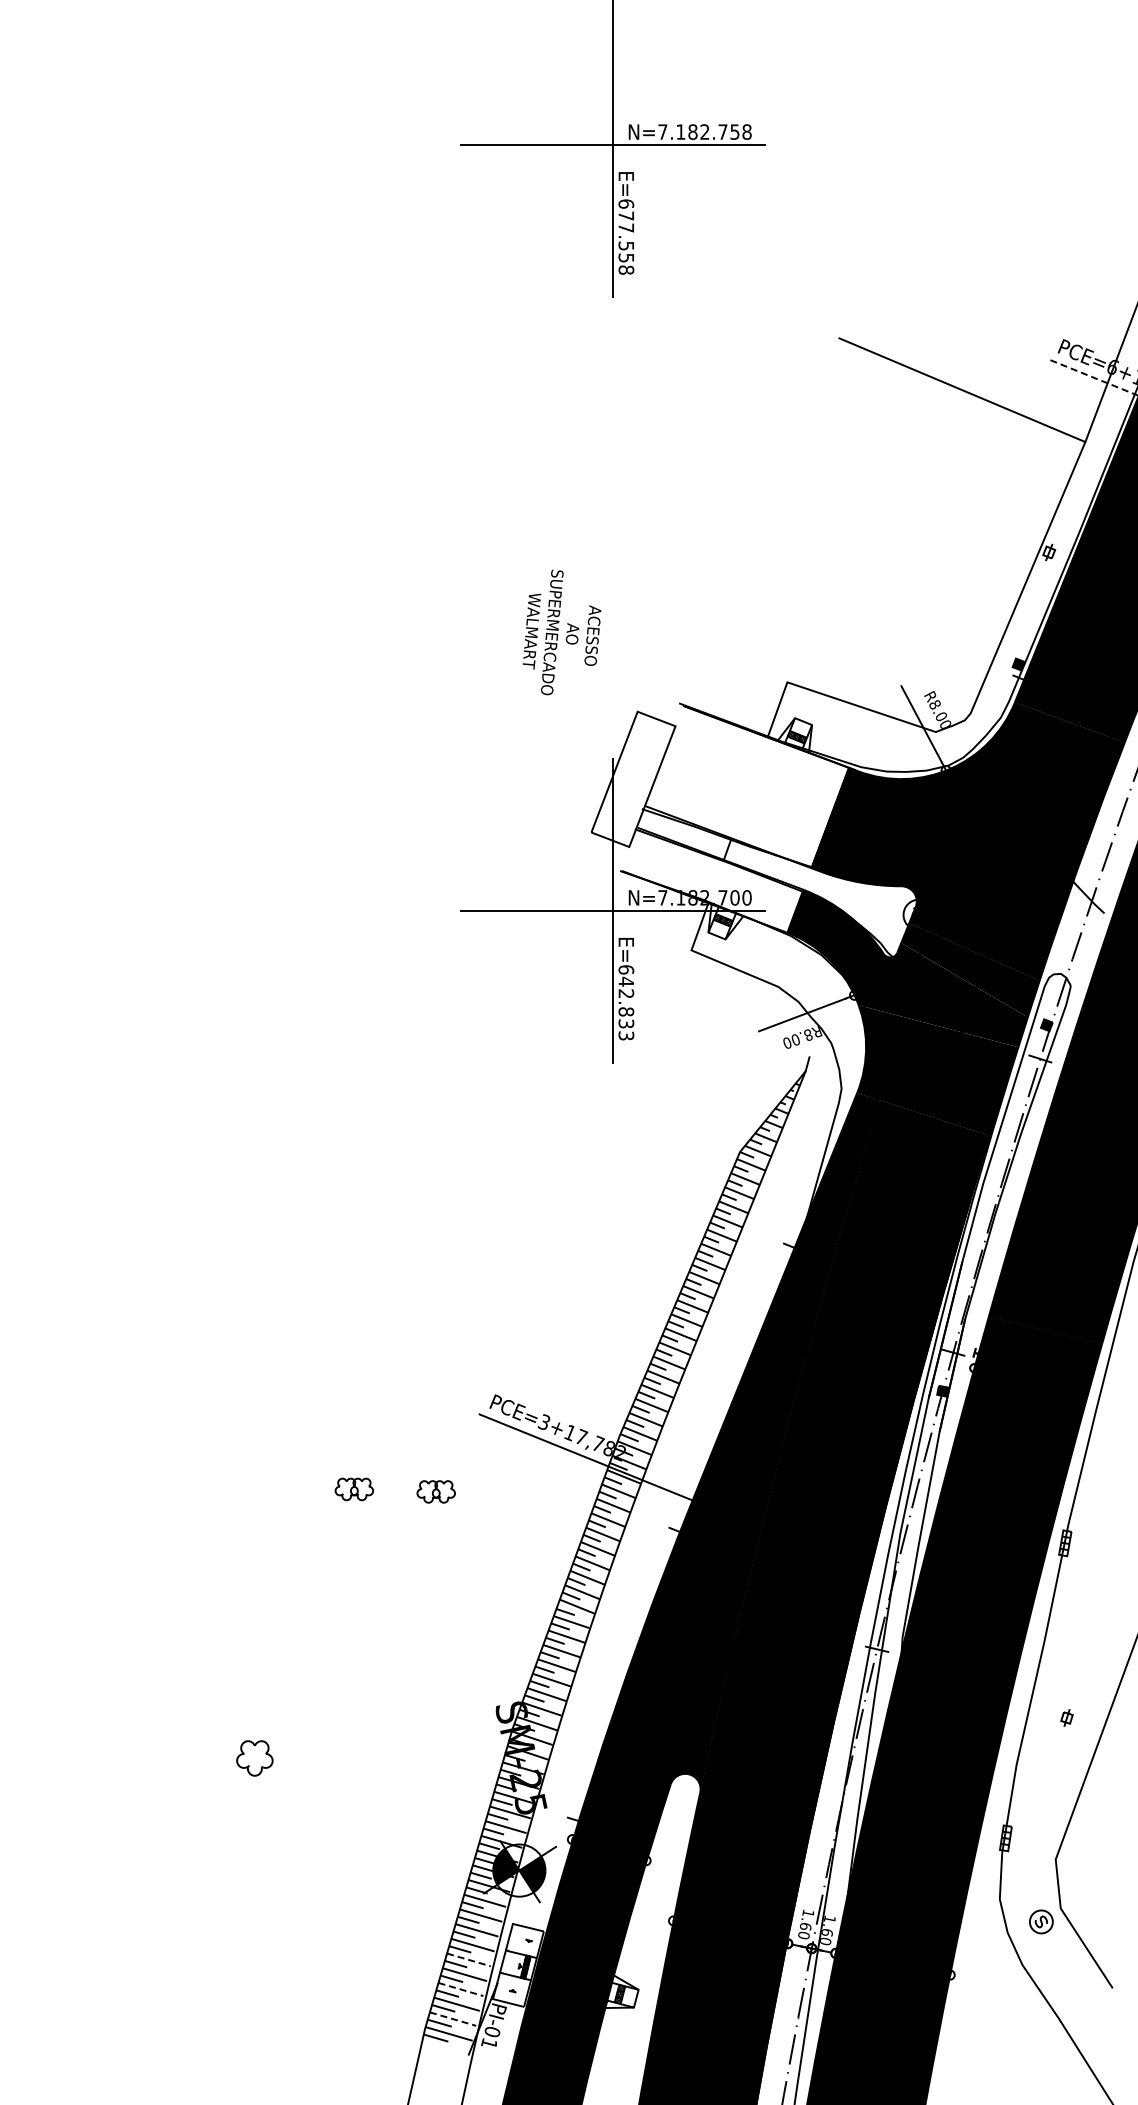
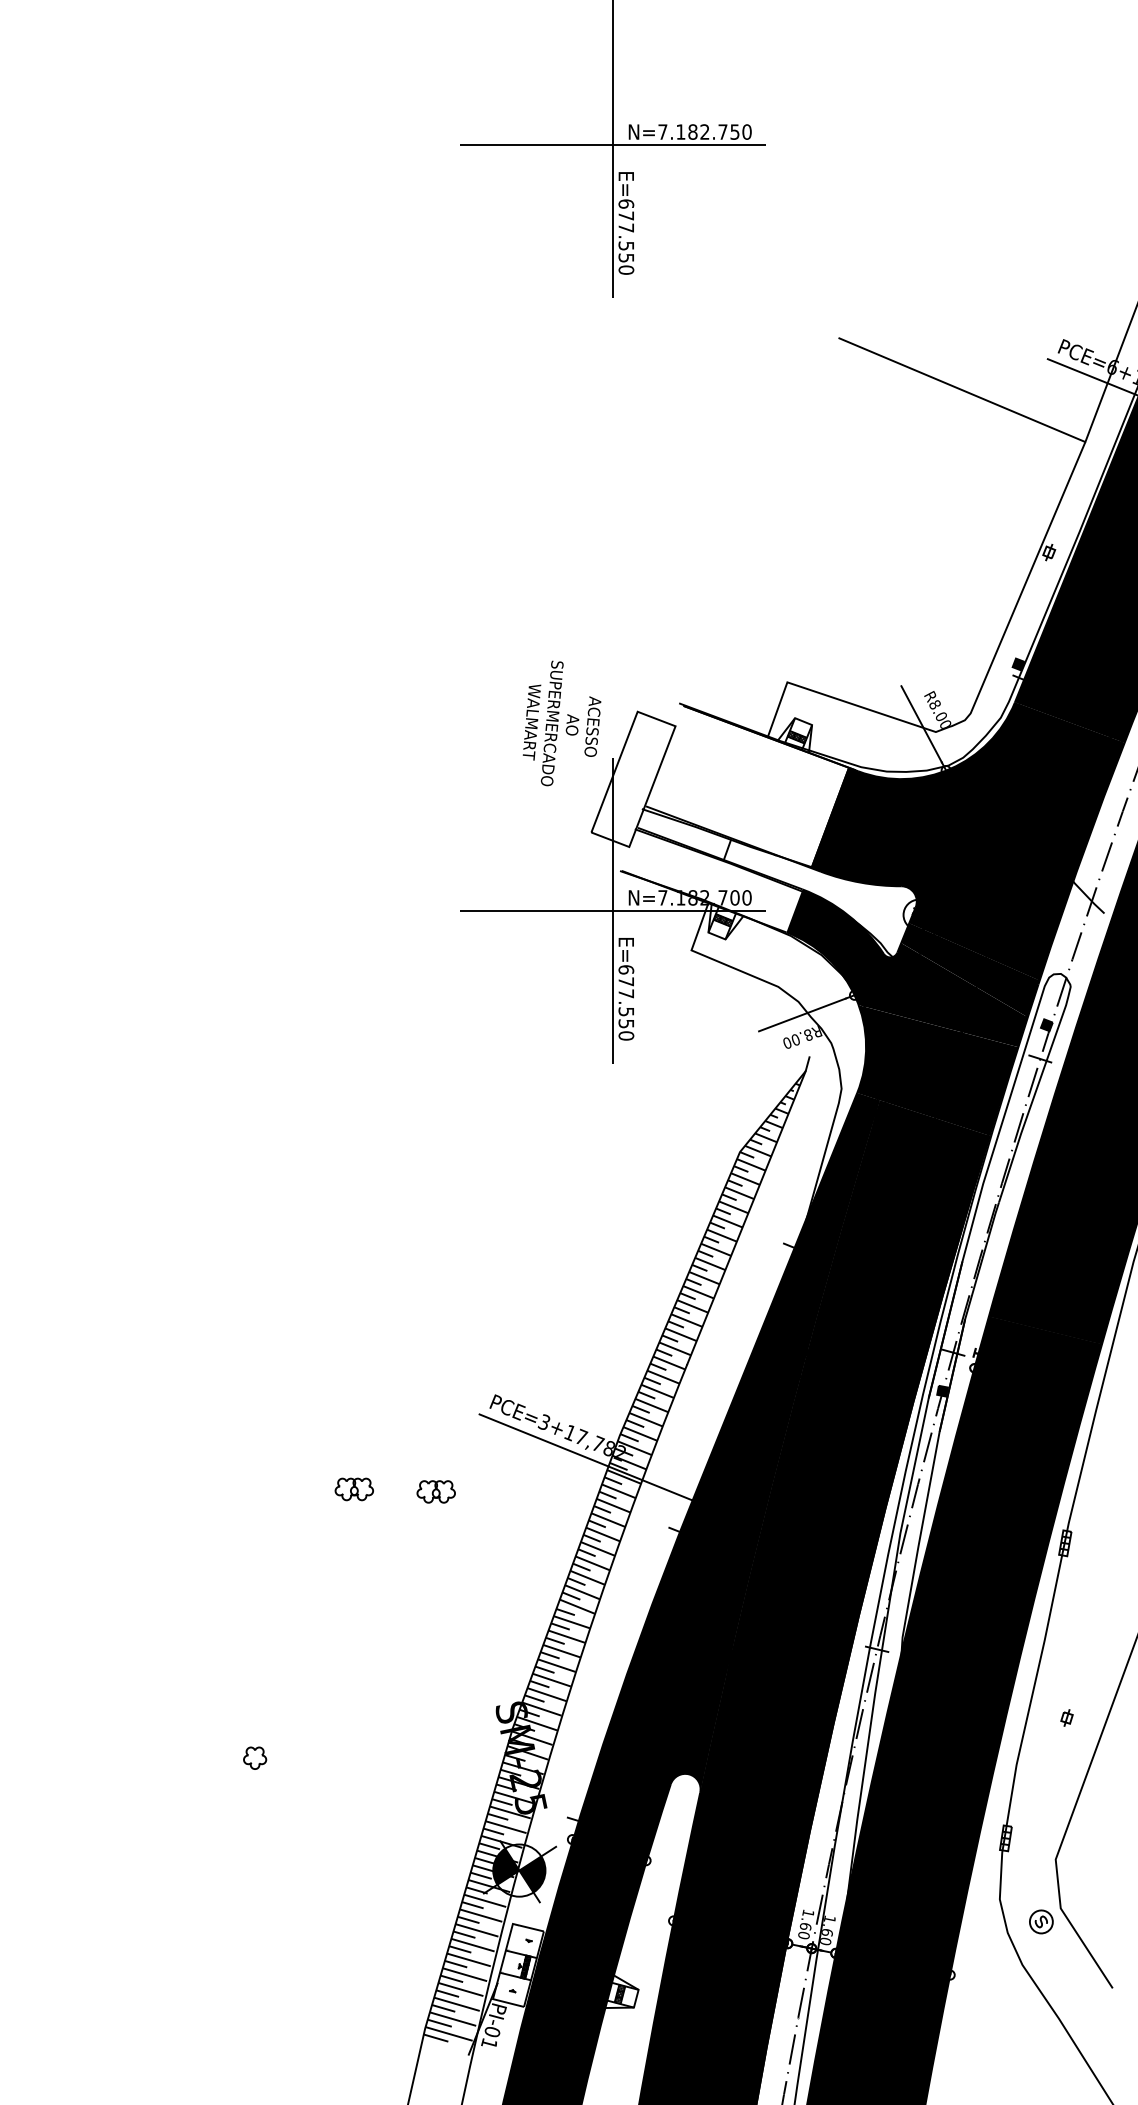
text: N=7.182.758 -> N=7.182.750 (746, 131)
text: E=677.558 -> E=677.550 (625, 269)
line: dashed -> solid (1092, 377)
text position: (561, 632) -> (561, 723) (561, 723)
text: E=642.833 -> E=677.550 (626, 1008)
part size: 38x37 px -> 25x24 px (255, 1757)
line: dashed -> solid (468, 1959)
line: dashed -> solid (461, 1989)
line: dashed -> solid (453, 2019)
